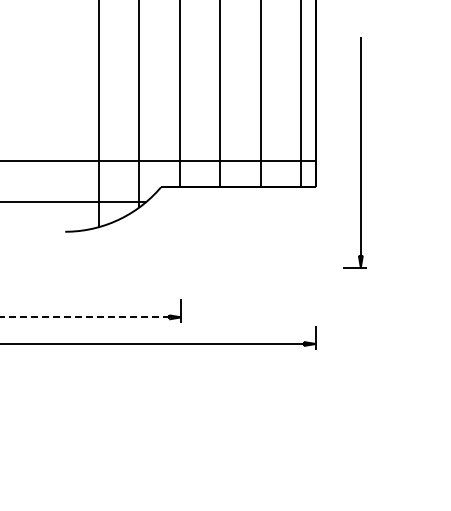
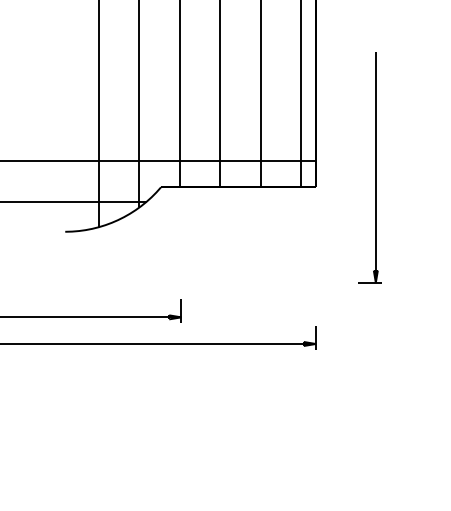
part position: (354, 152) -> (369, 167) (369, 167)
line: dashed -> solid (90, 317)
